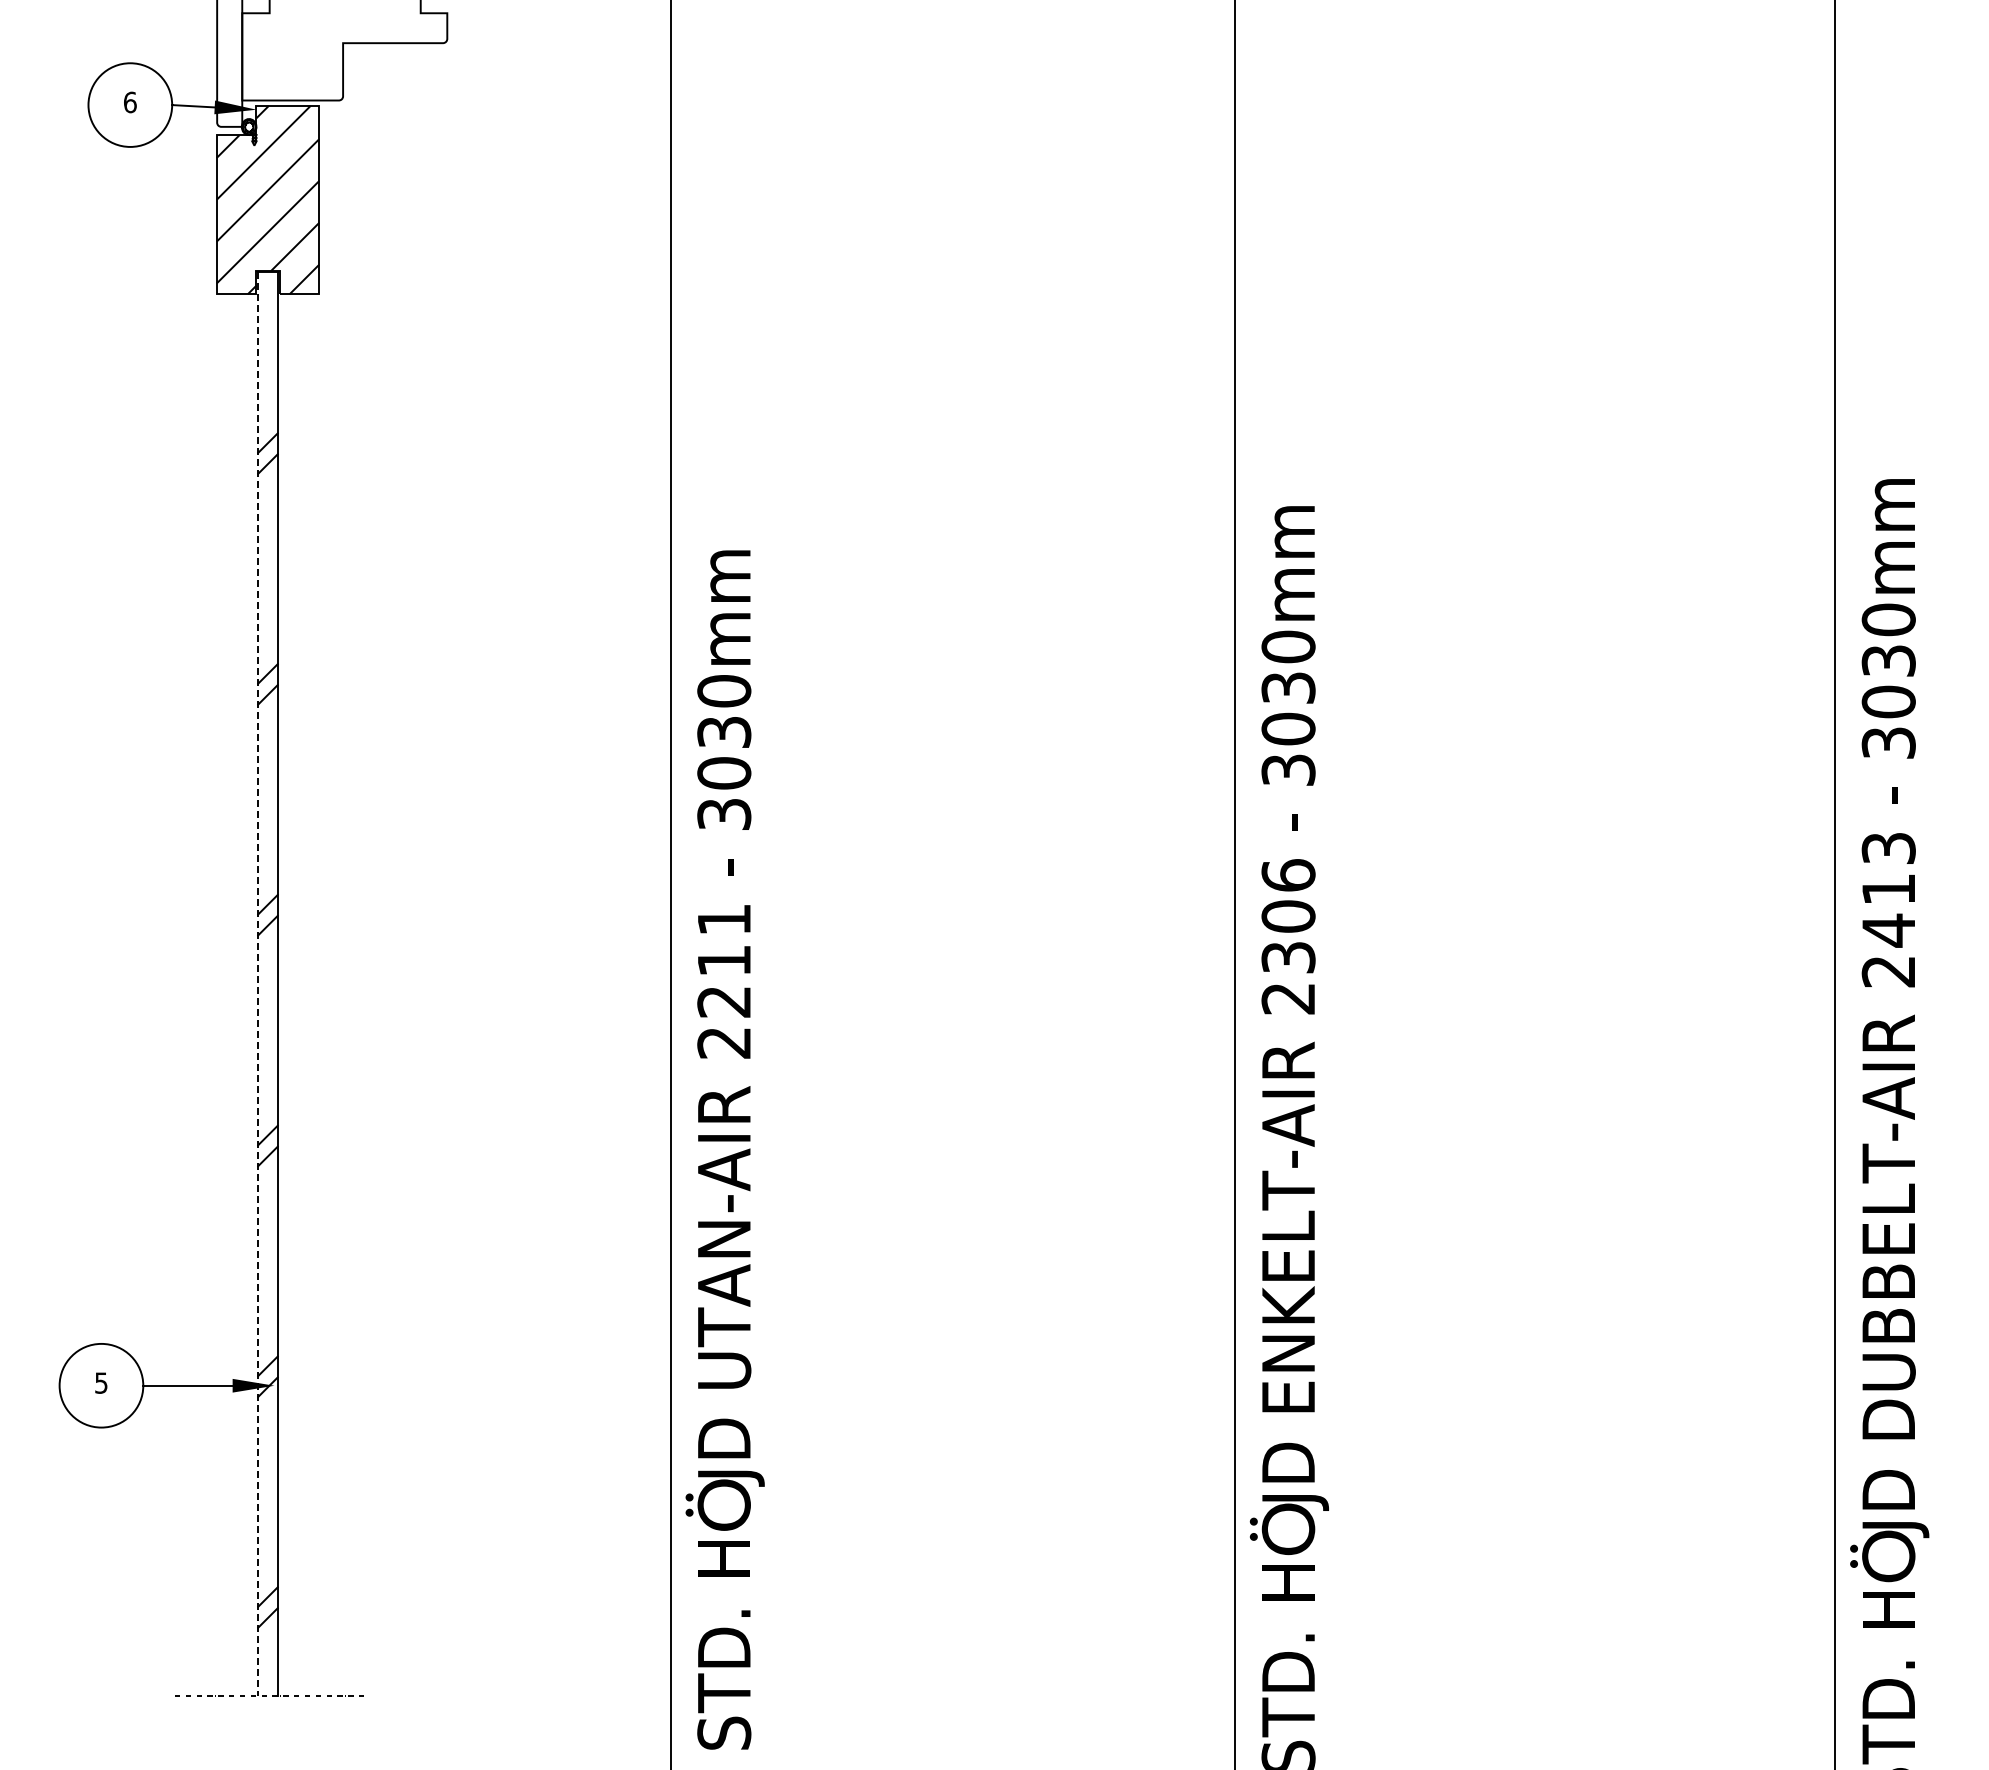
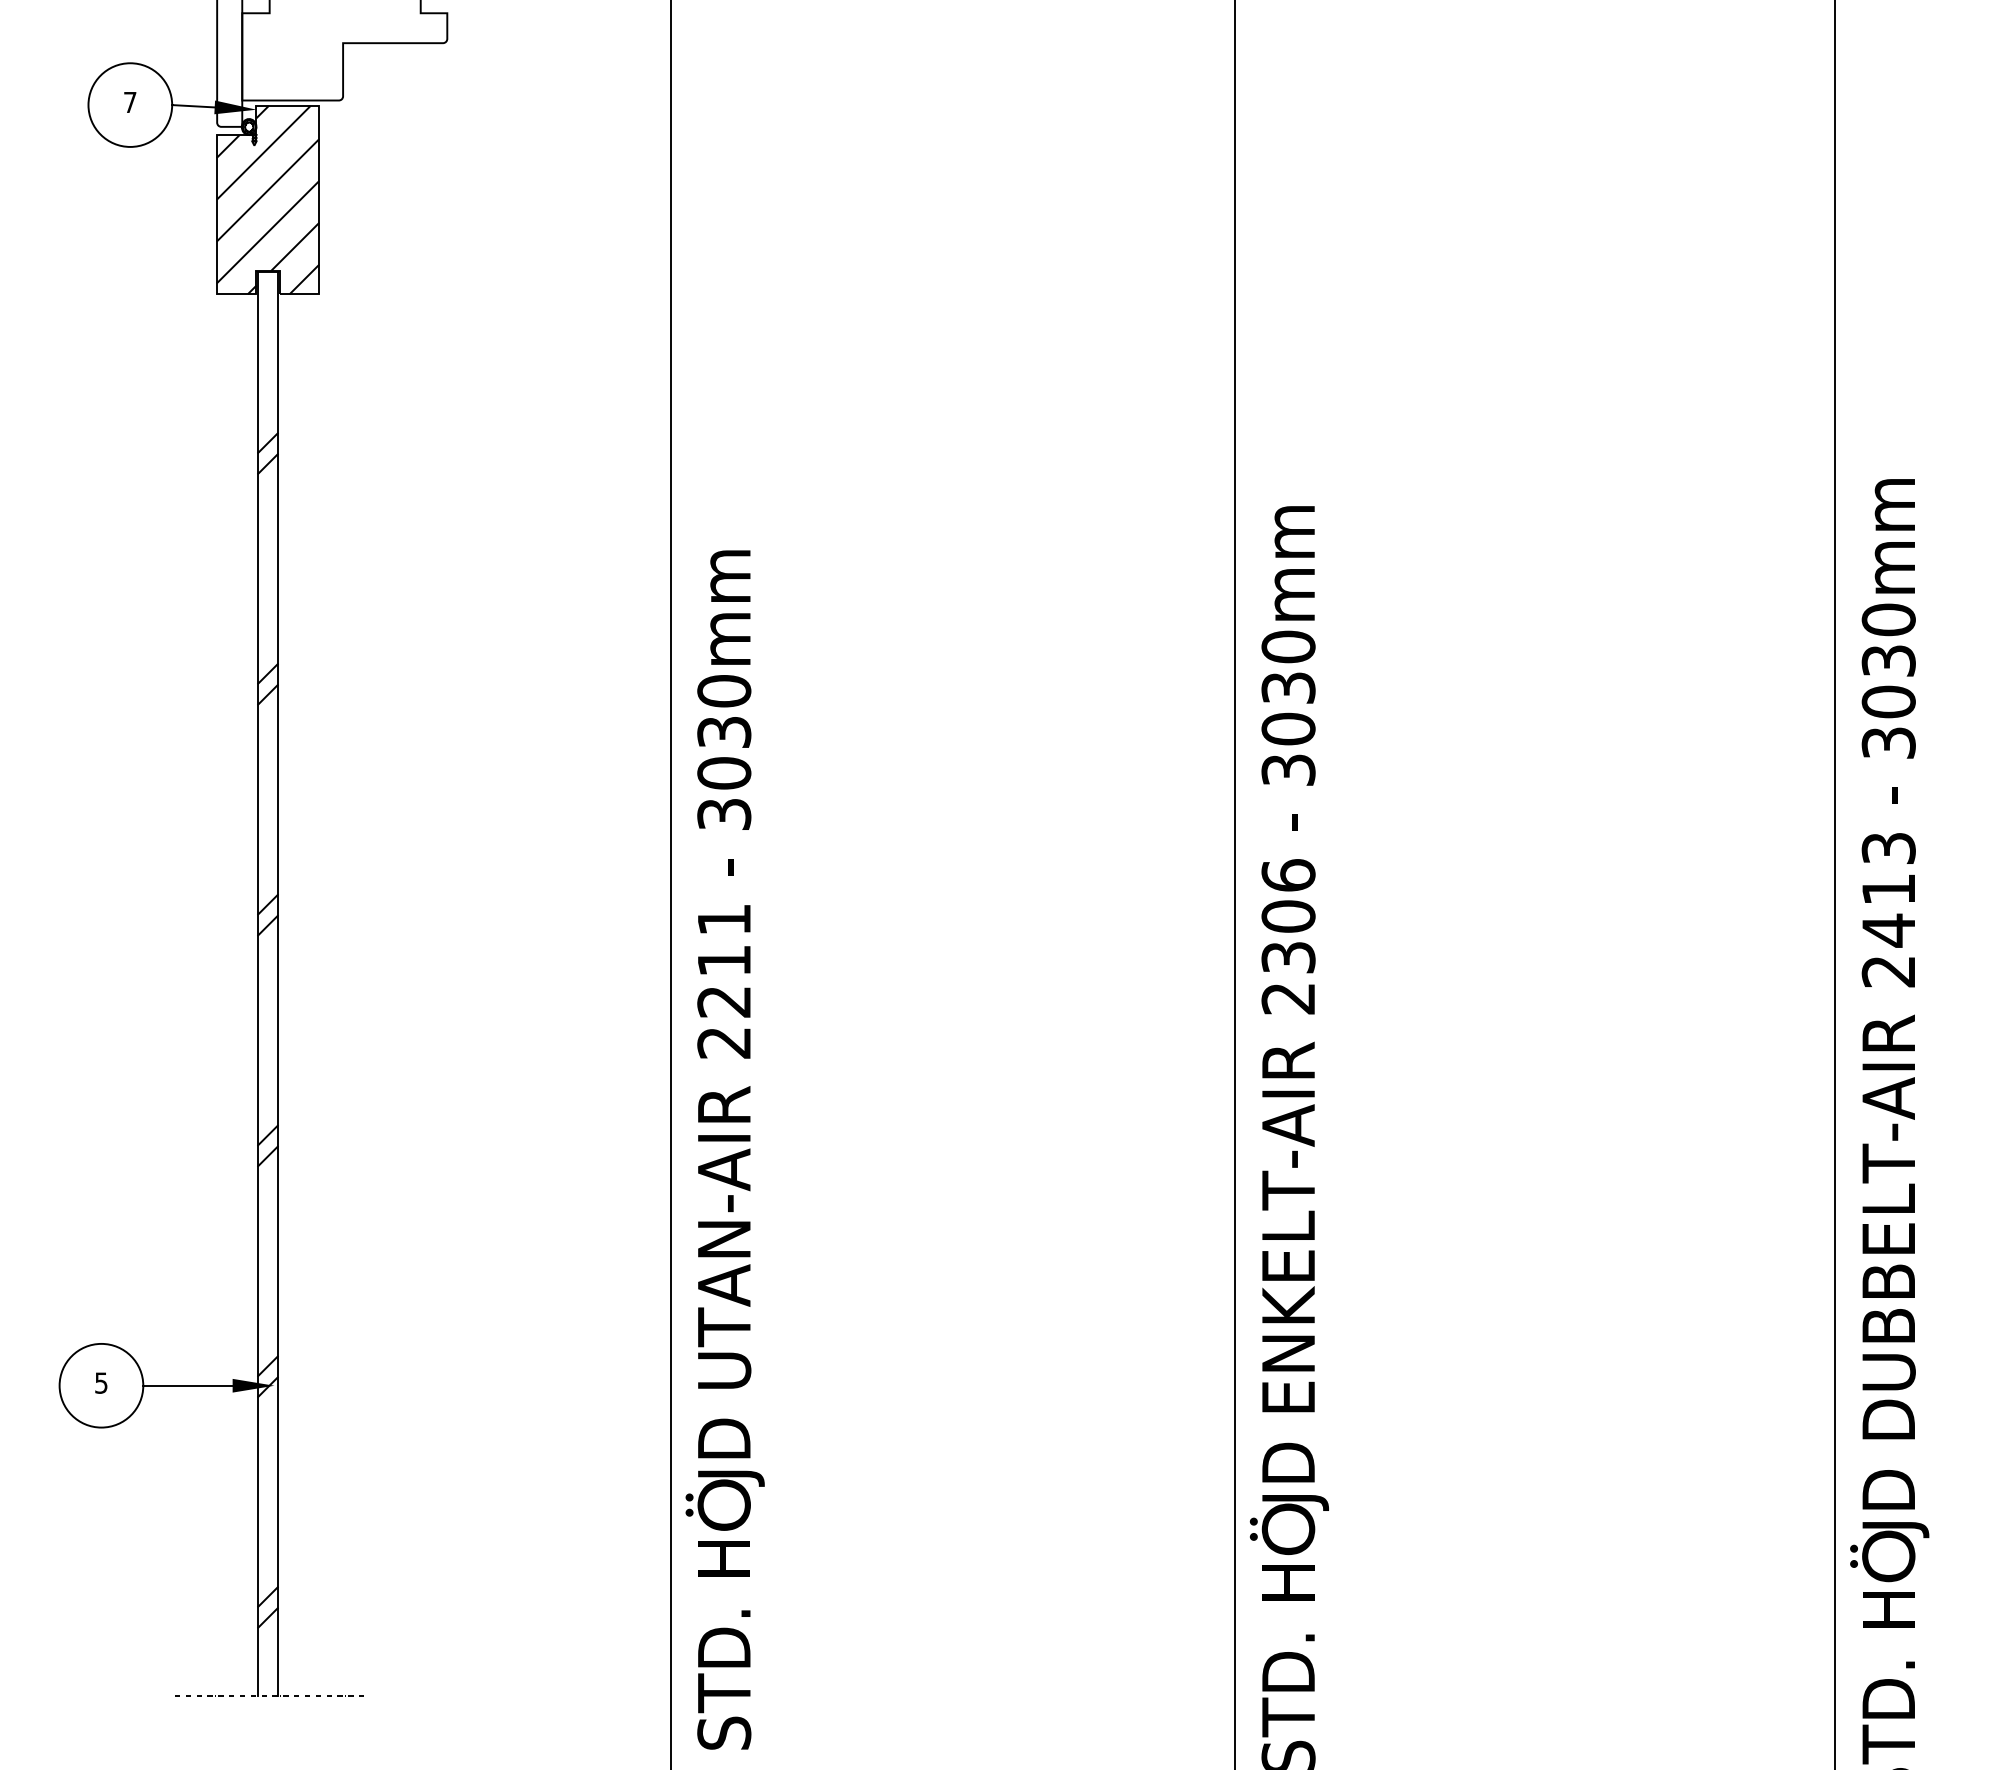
text: 6 -> 7 (130, 102)
line: dashed -> solid (257, 984)
